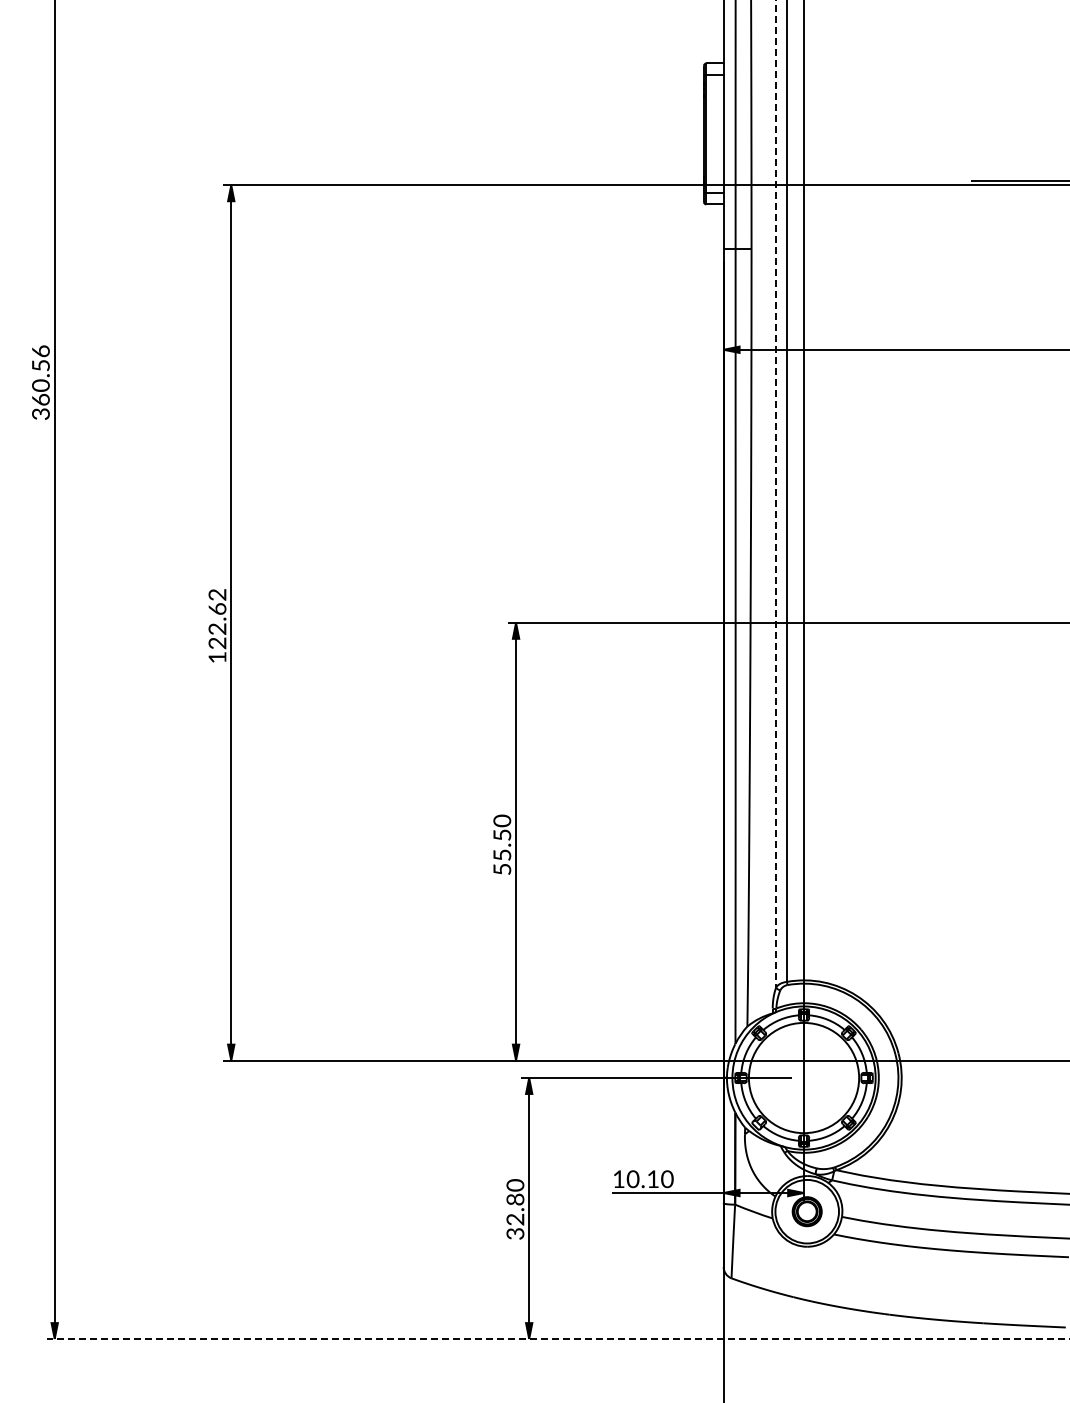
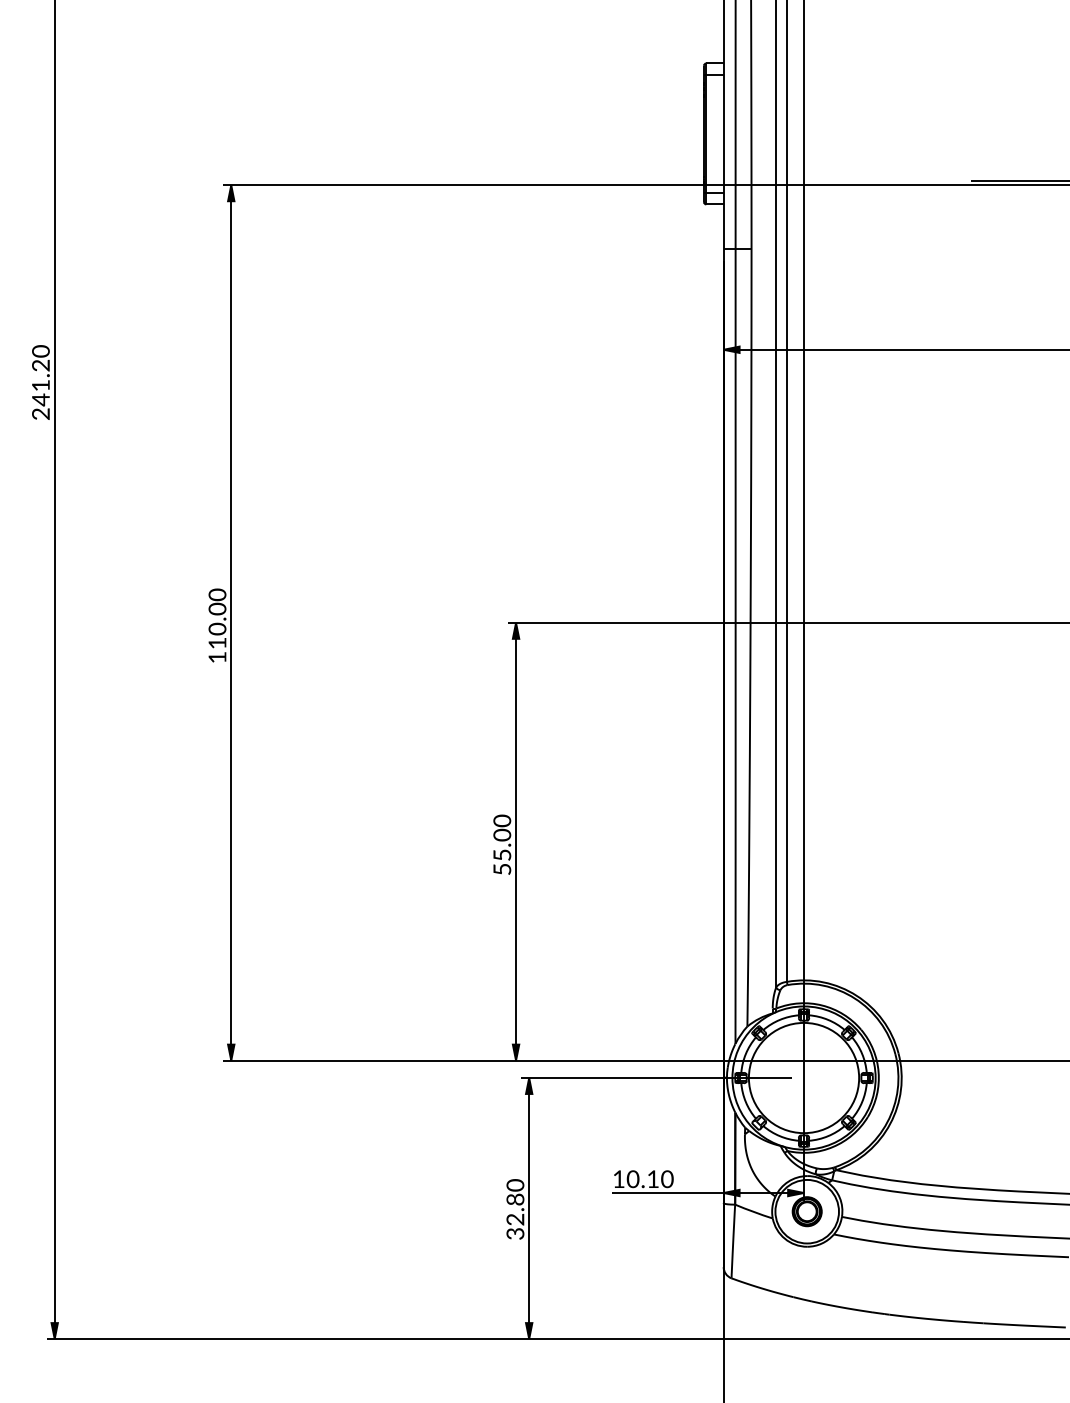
text: 360.56 -> 241.20 (40, 382)
line: dashed -> solid (776, 493)
text: 122.62 -> 110.00 (217, 618)
text: 55.50 -> 55.00 (502, 834)
line: dashed -> solid (557, 1339)
